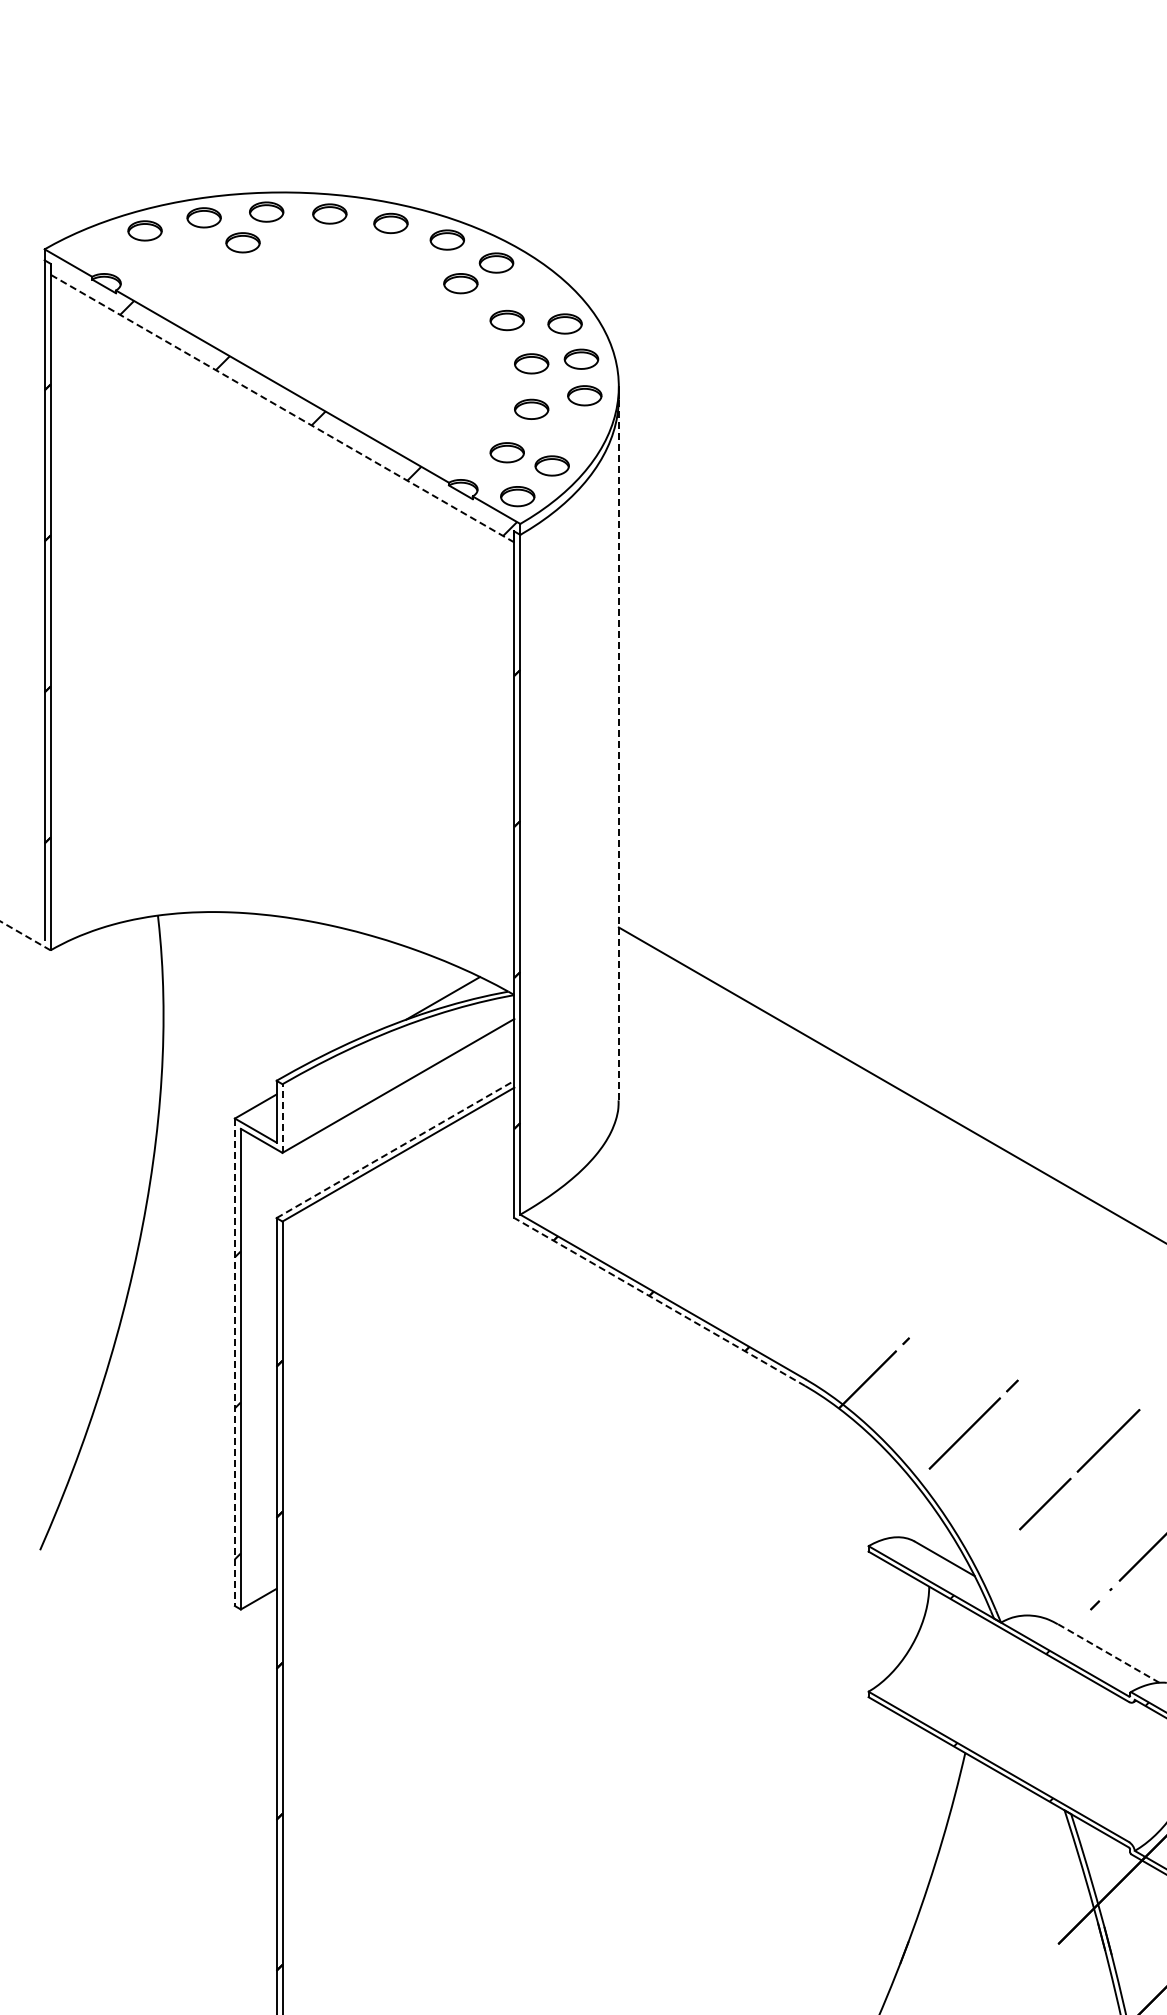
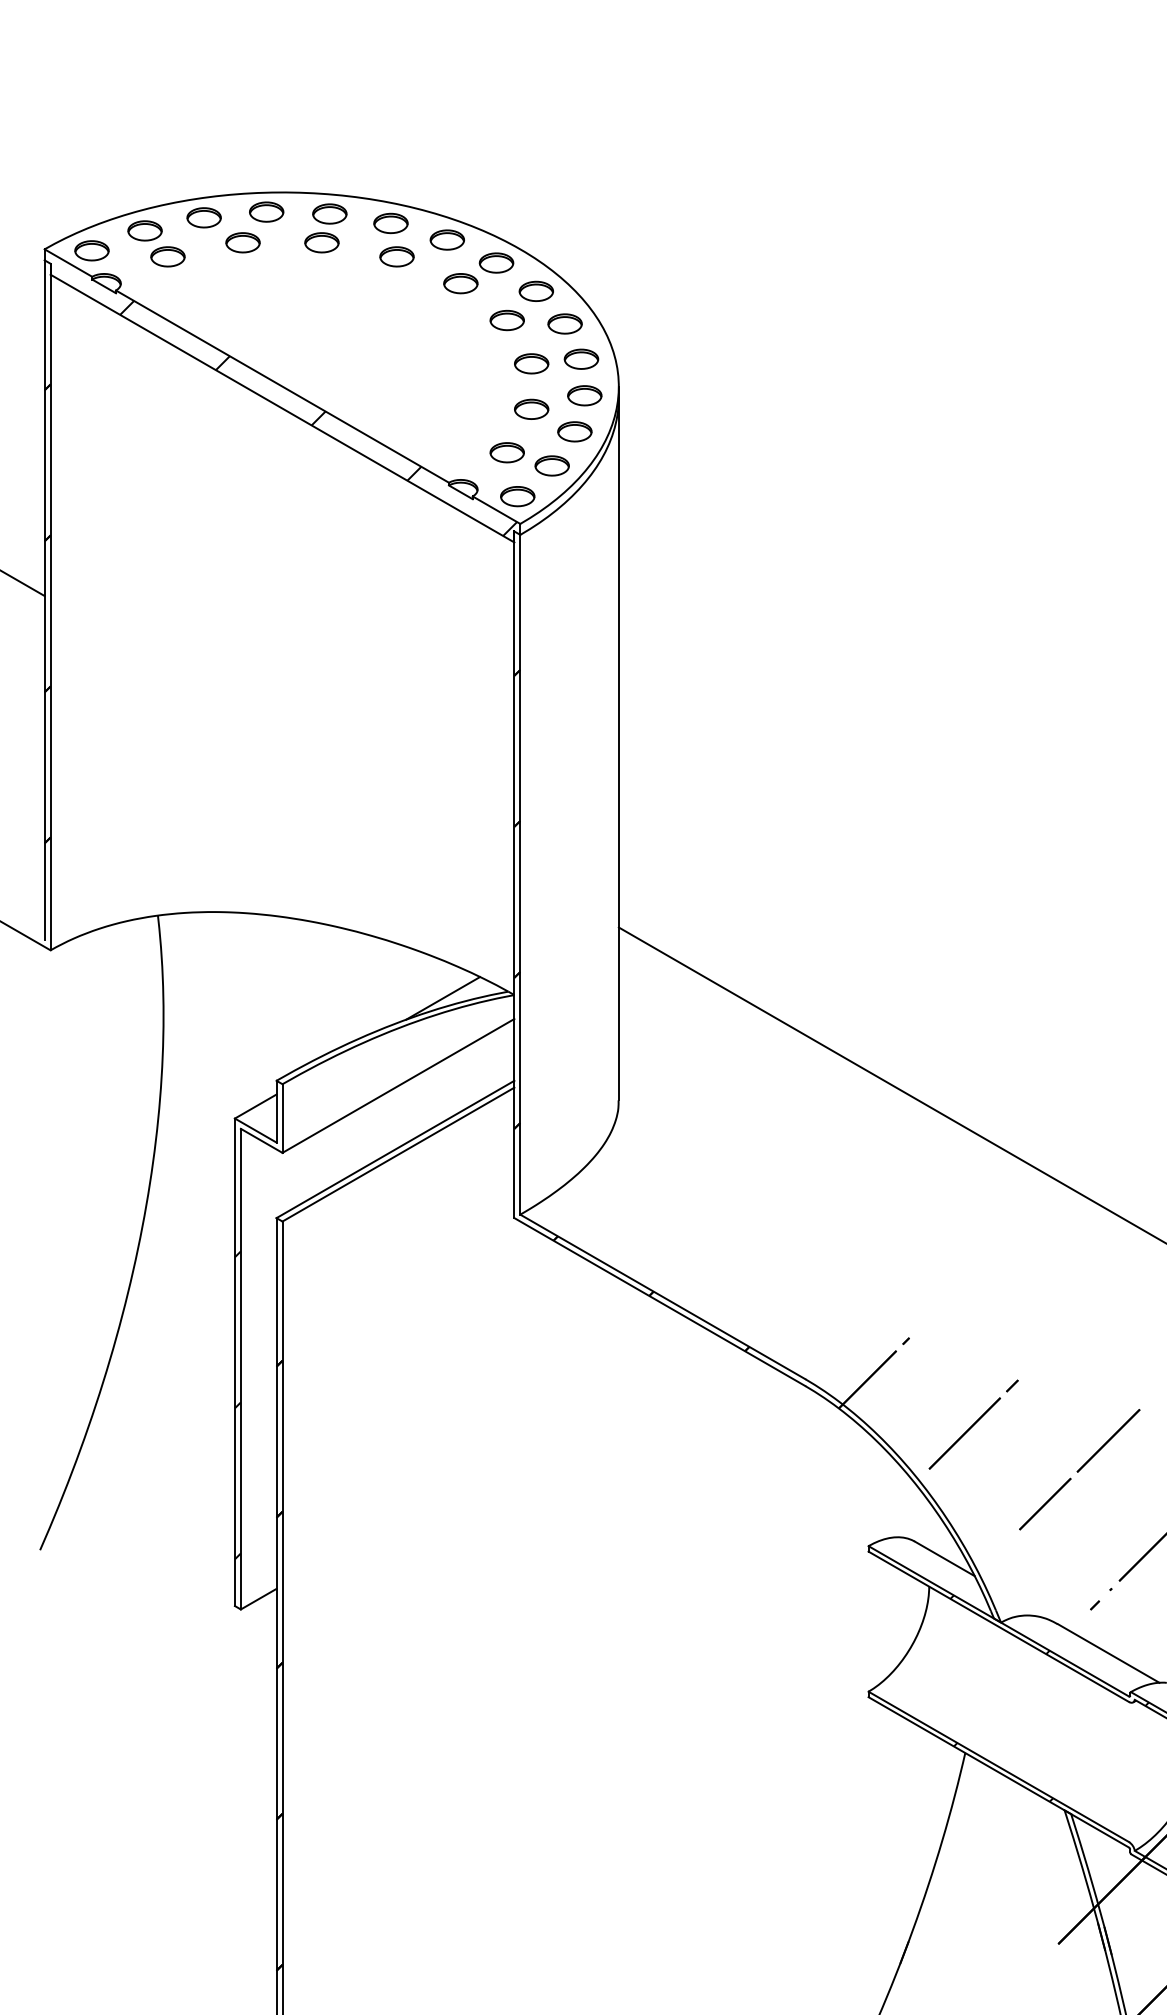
part: none -> present (321, 242)
part: none -> present (91, 250)
part: none -> present (167, 256)
part: none -> present (396, 256)
part: none -> present (535, 290)
line: dashed -> solid (282, 408)
part: none -> present (574, 431)
line: none -> present (23, 583)
line: dashed -> solid (618, 748)
line: dashed -> solid (25, 935)
line: dashed -> solid (282, 1118)
line: dashed -> solid (395, 1149)
line: dashed -> solid (659, 1302)
line: dashed -> solid (234, 1362)
line: dashed -> solid (1108, 1653)
